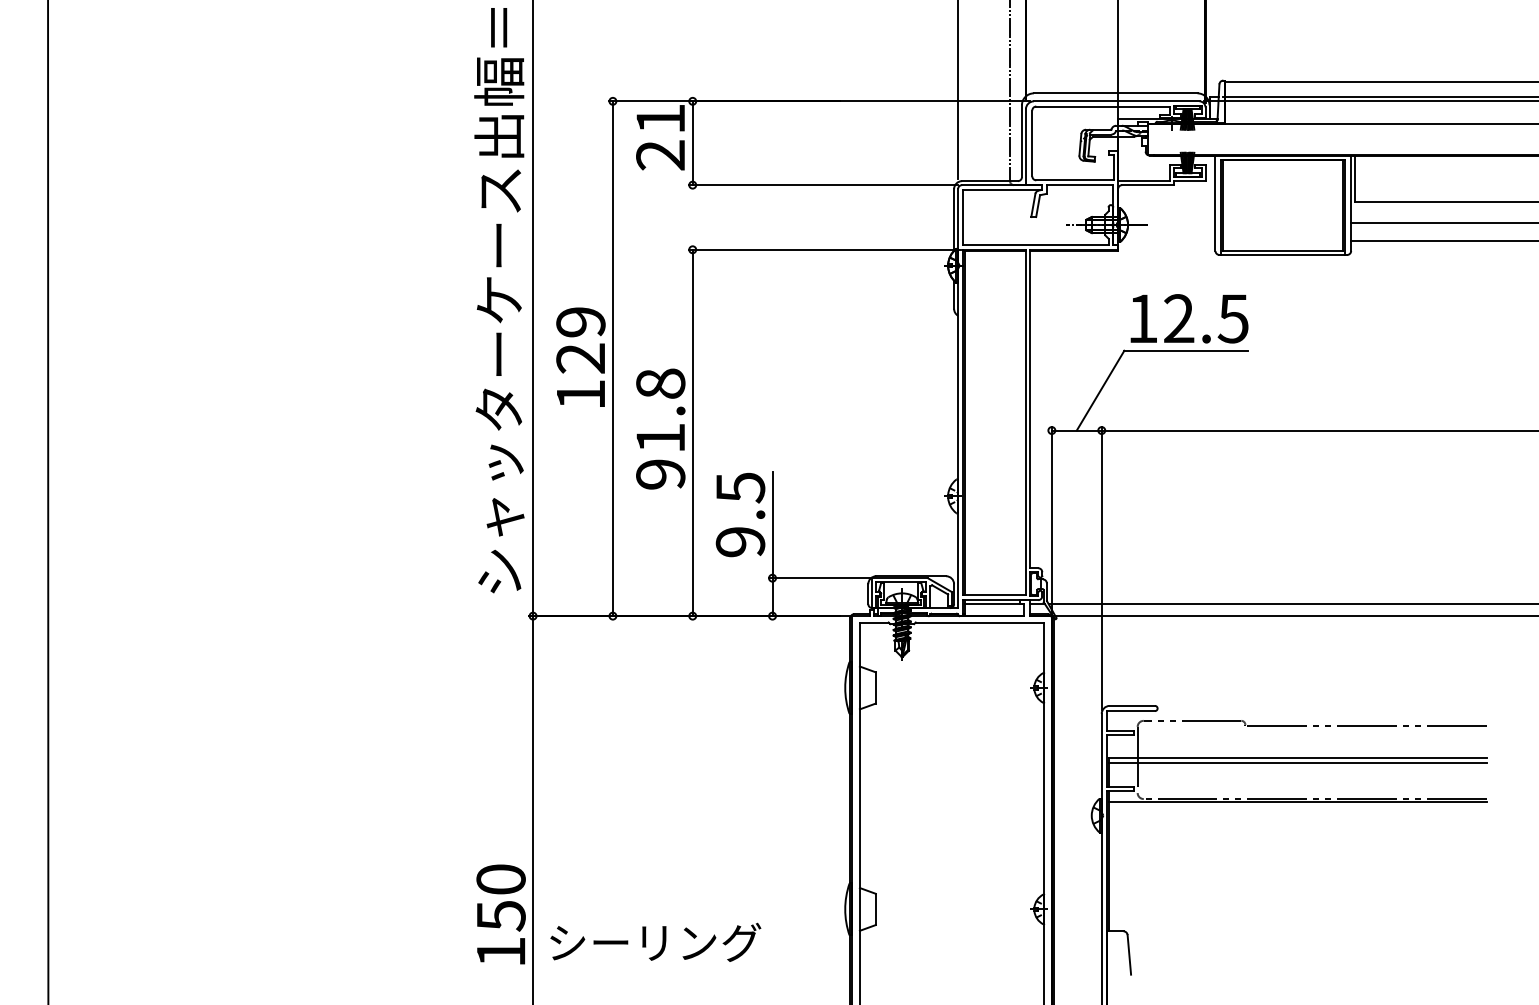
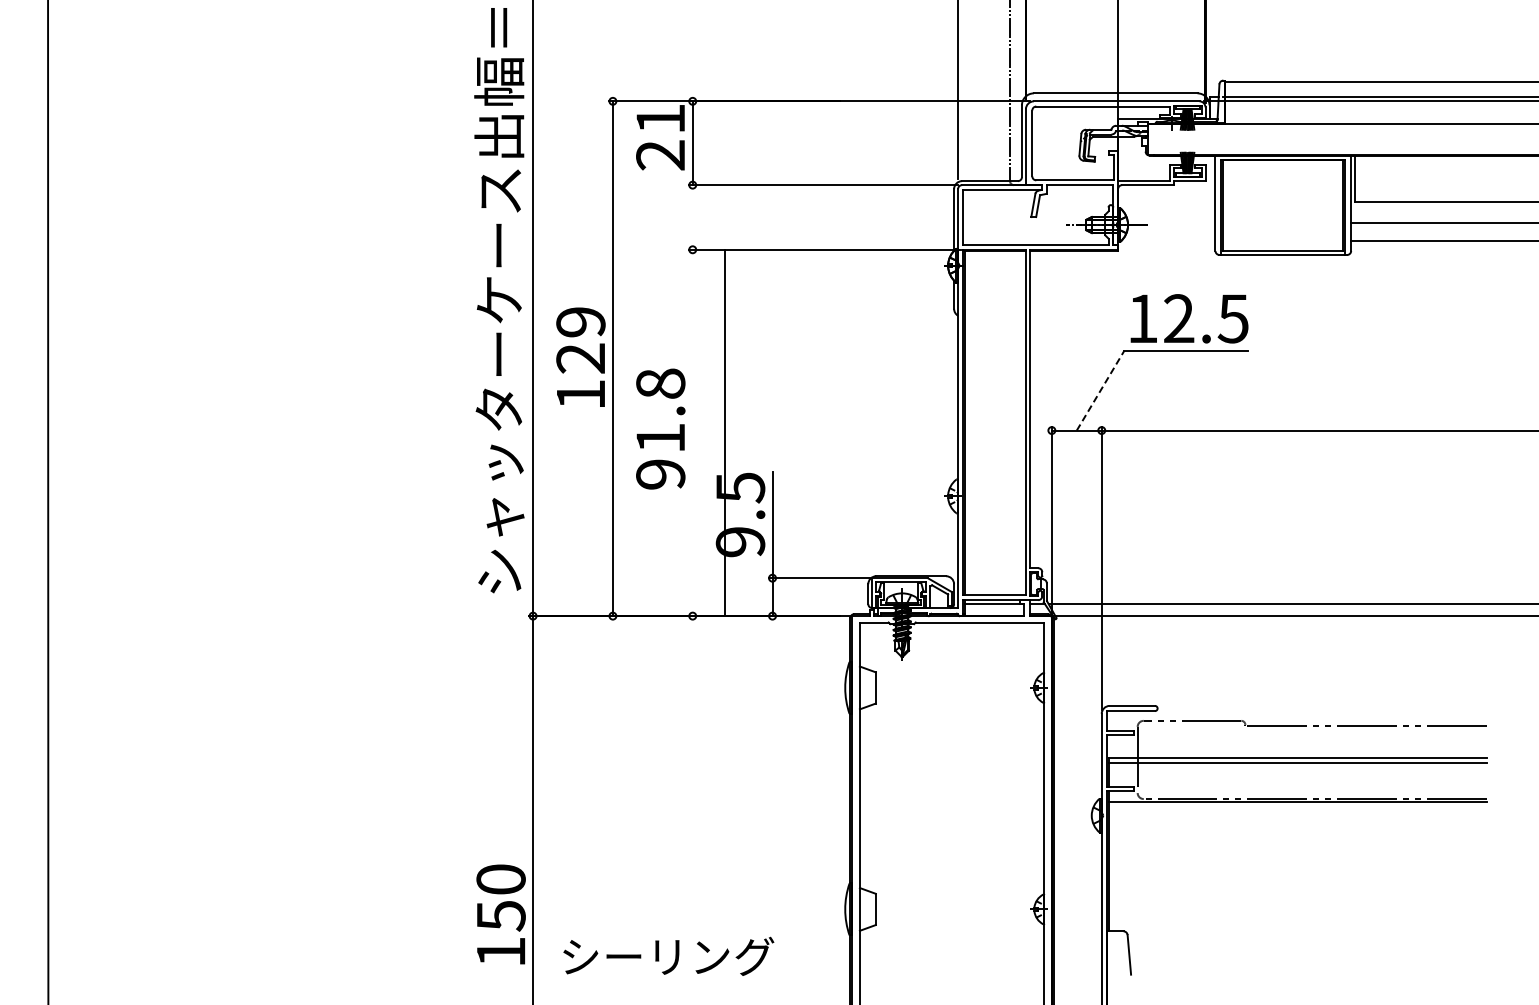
line: solid -> dashed (1100, 390)
line position: (692, 432) -> (724, 432) (724, 432)
text position: (655, 941) -> (668, 955) (668, 955)
